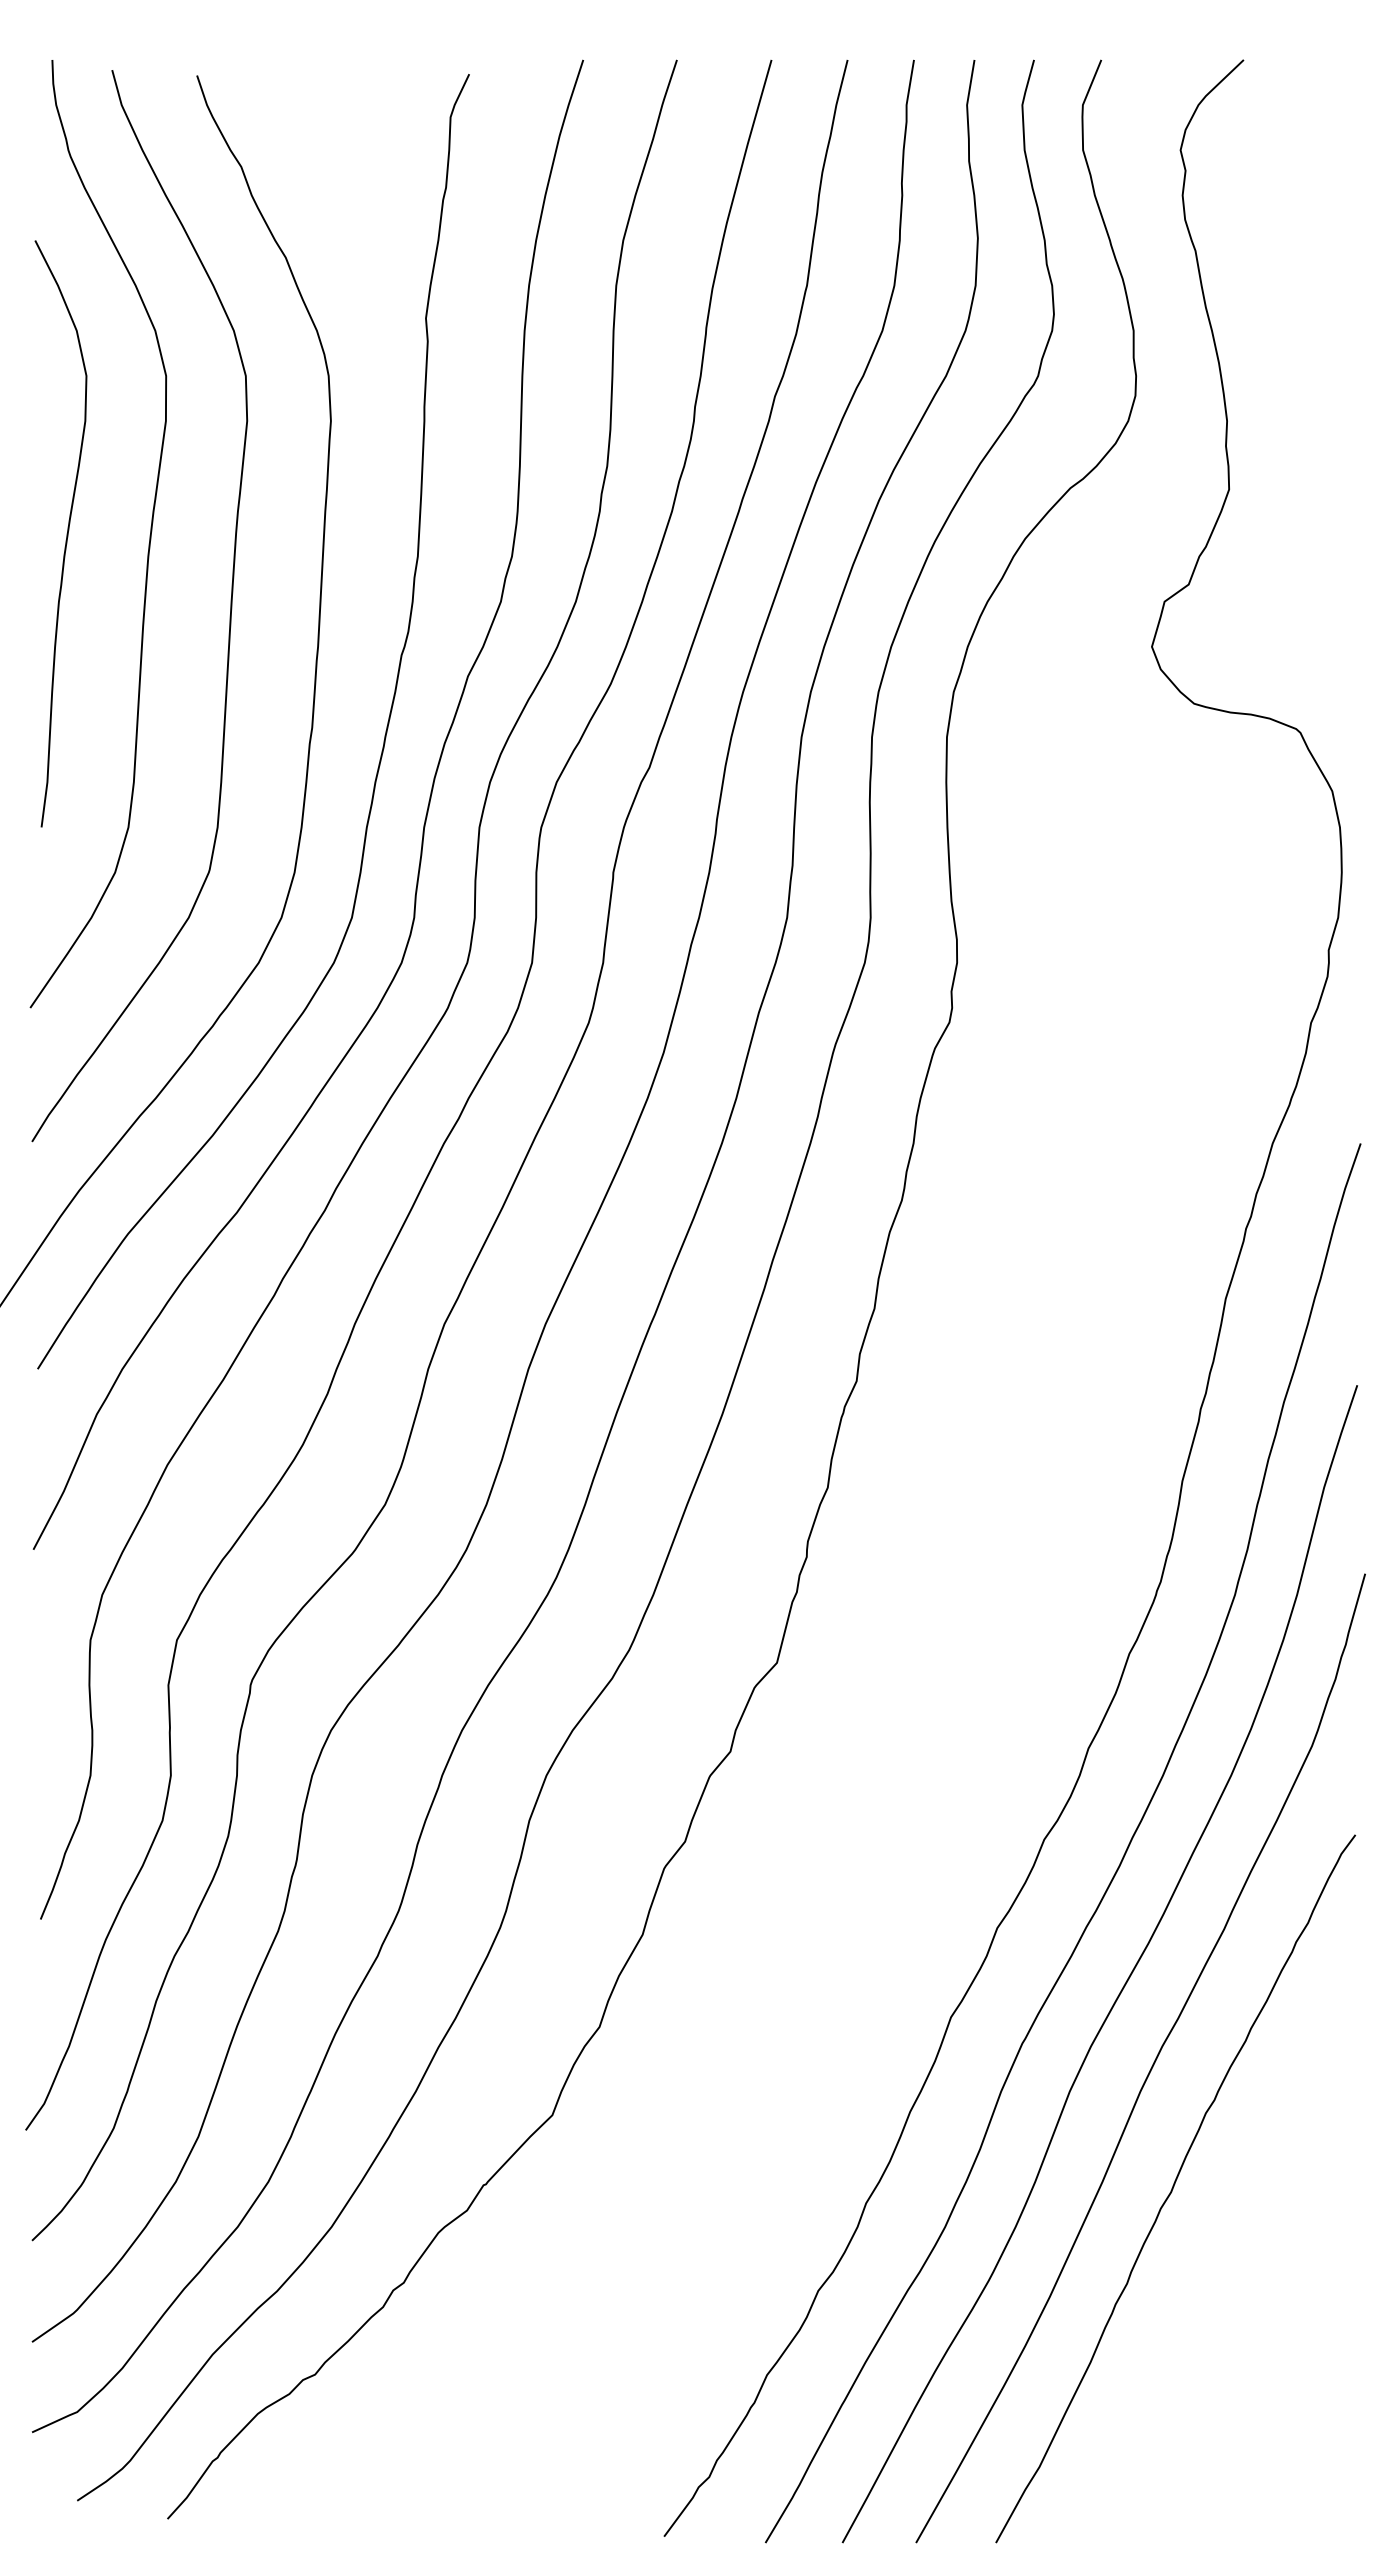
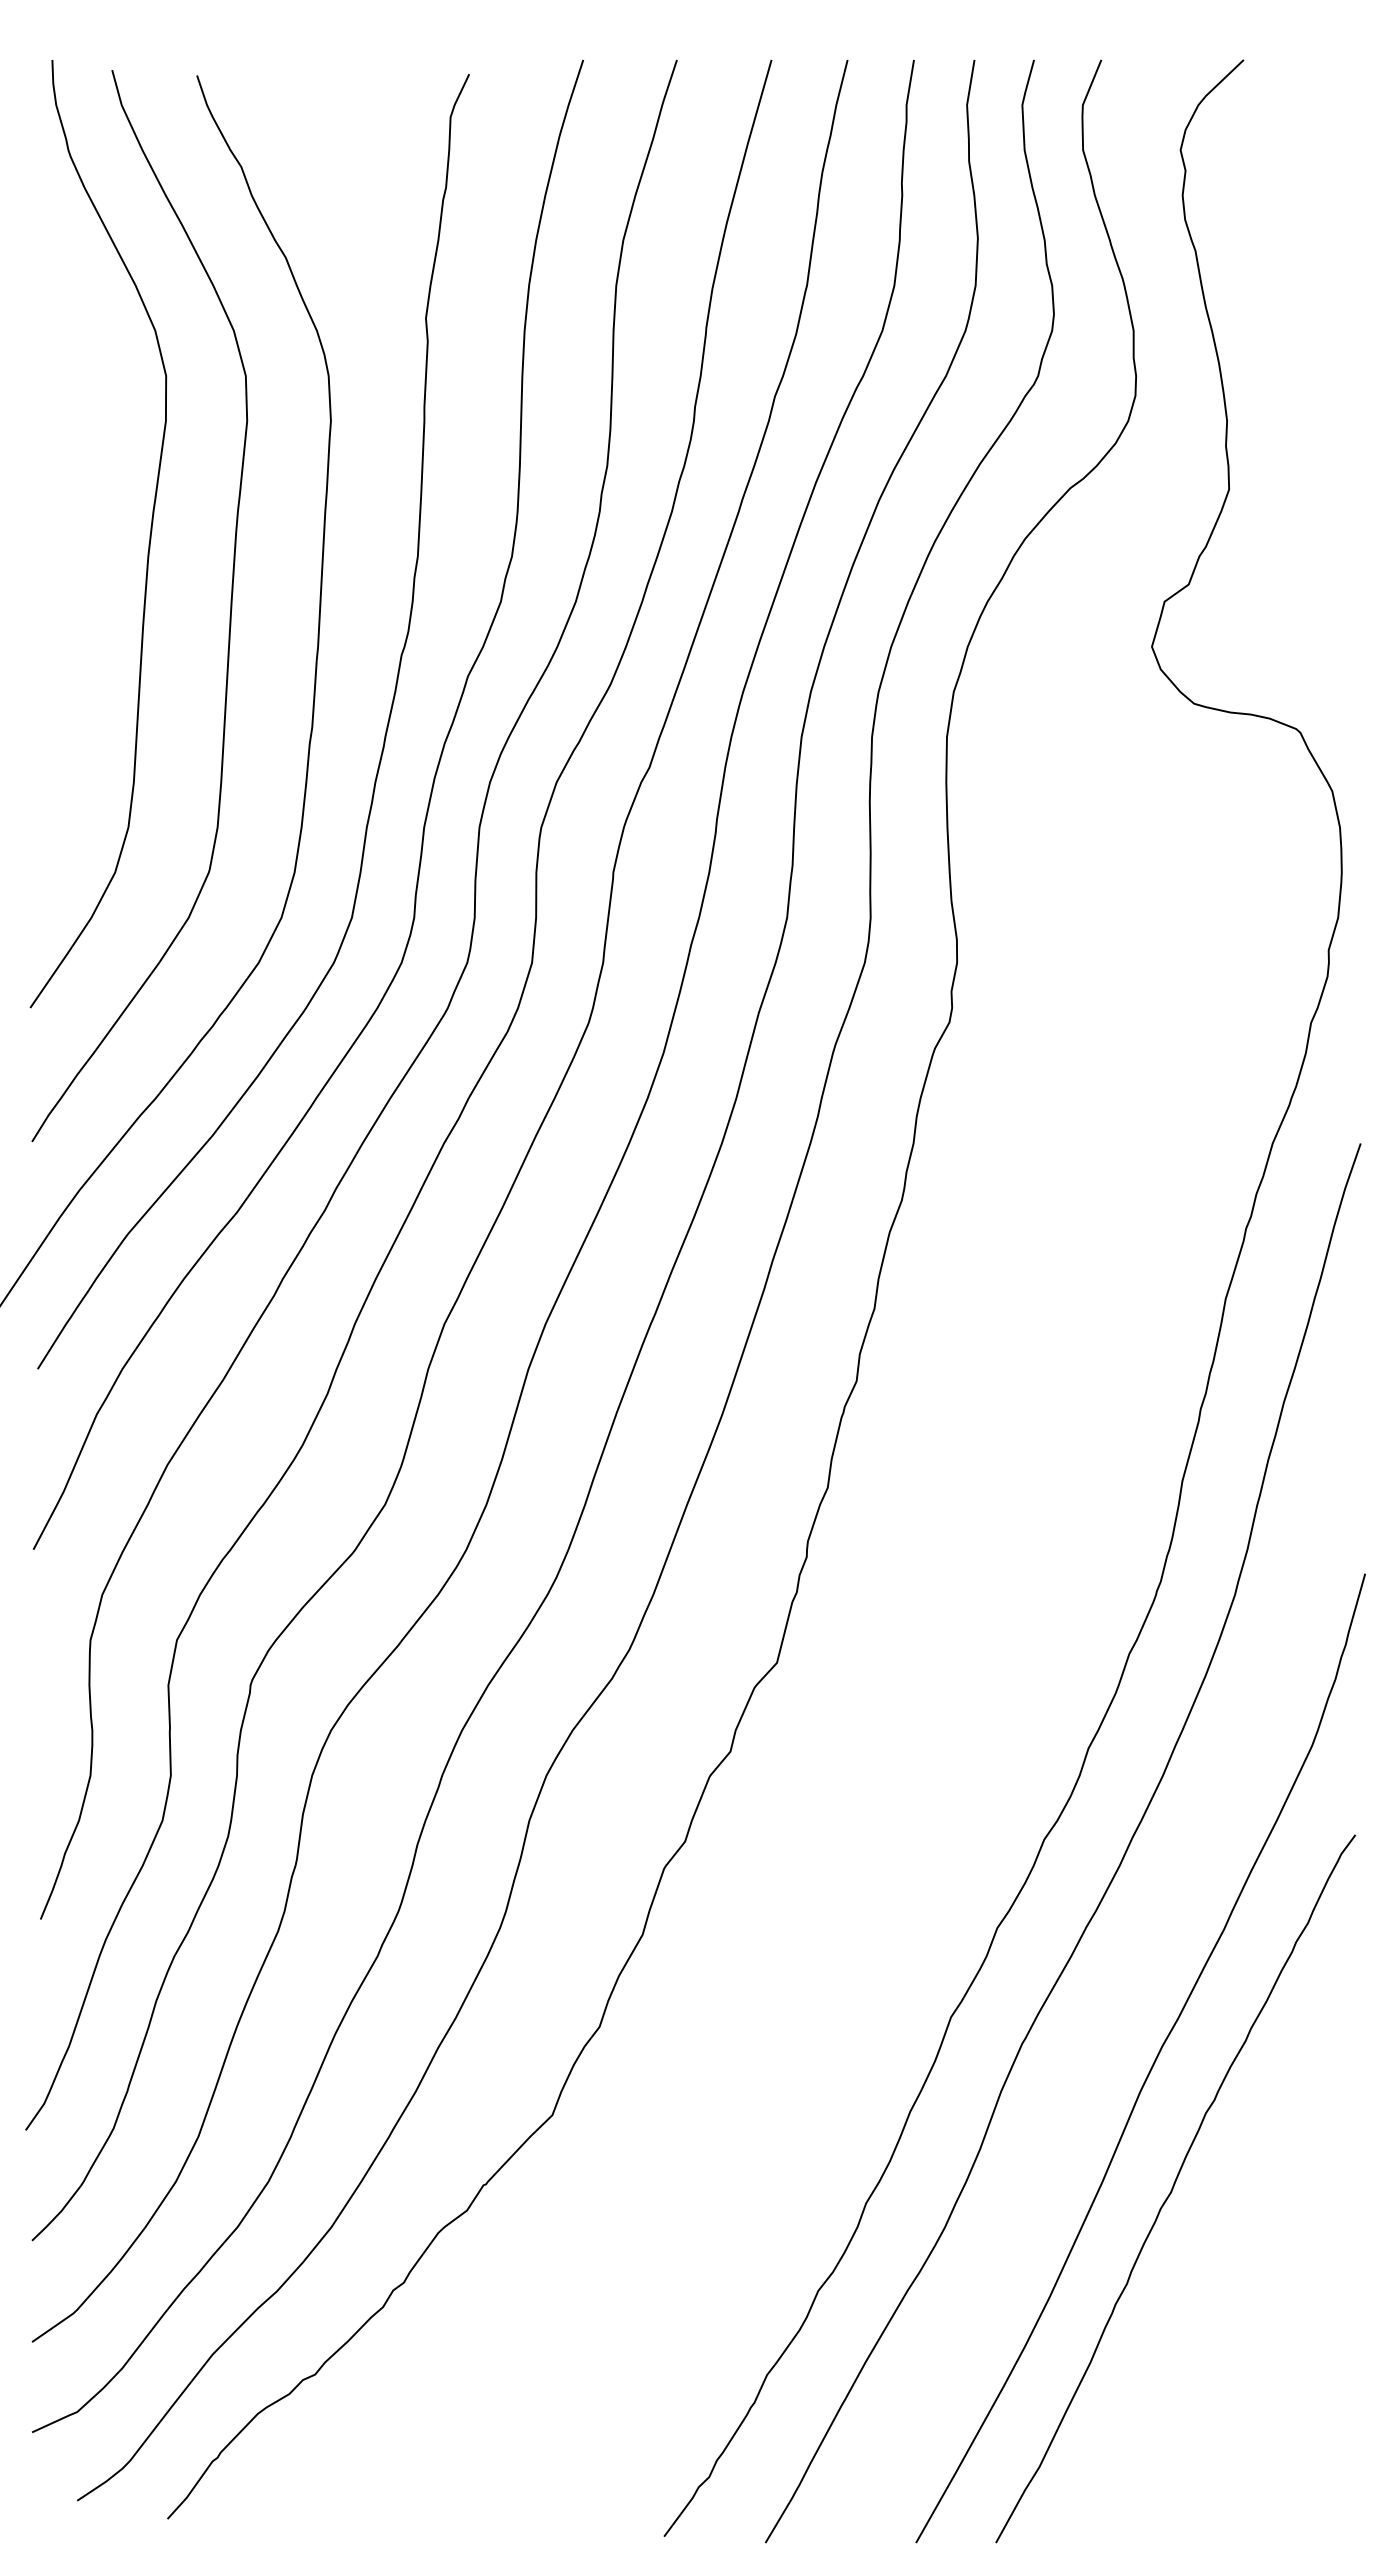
curve: present -> none (66, 533)
curve: present -> none (1125, 1981)
